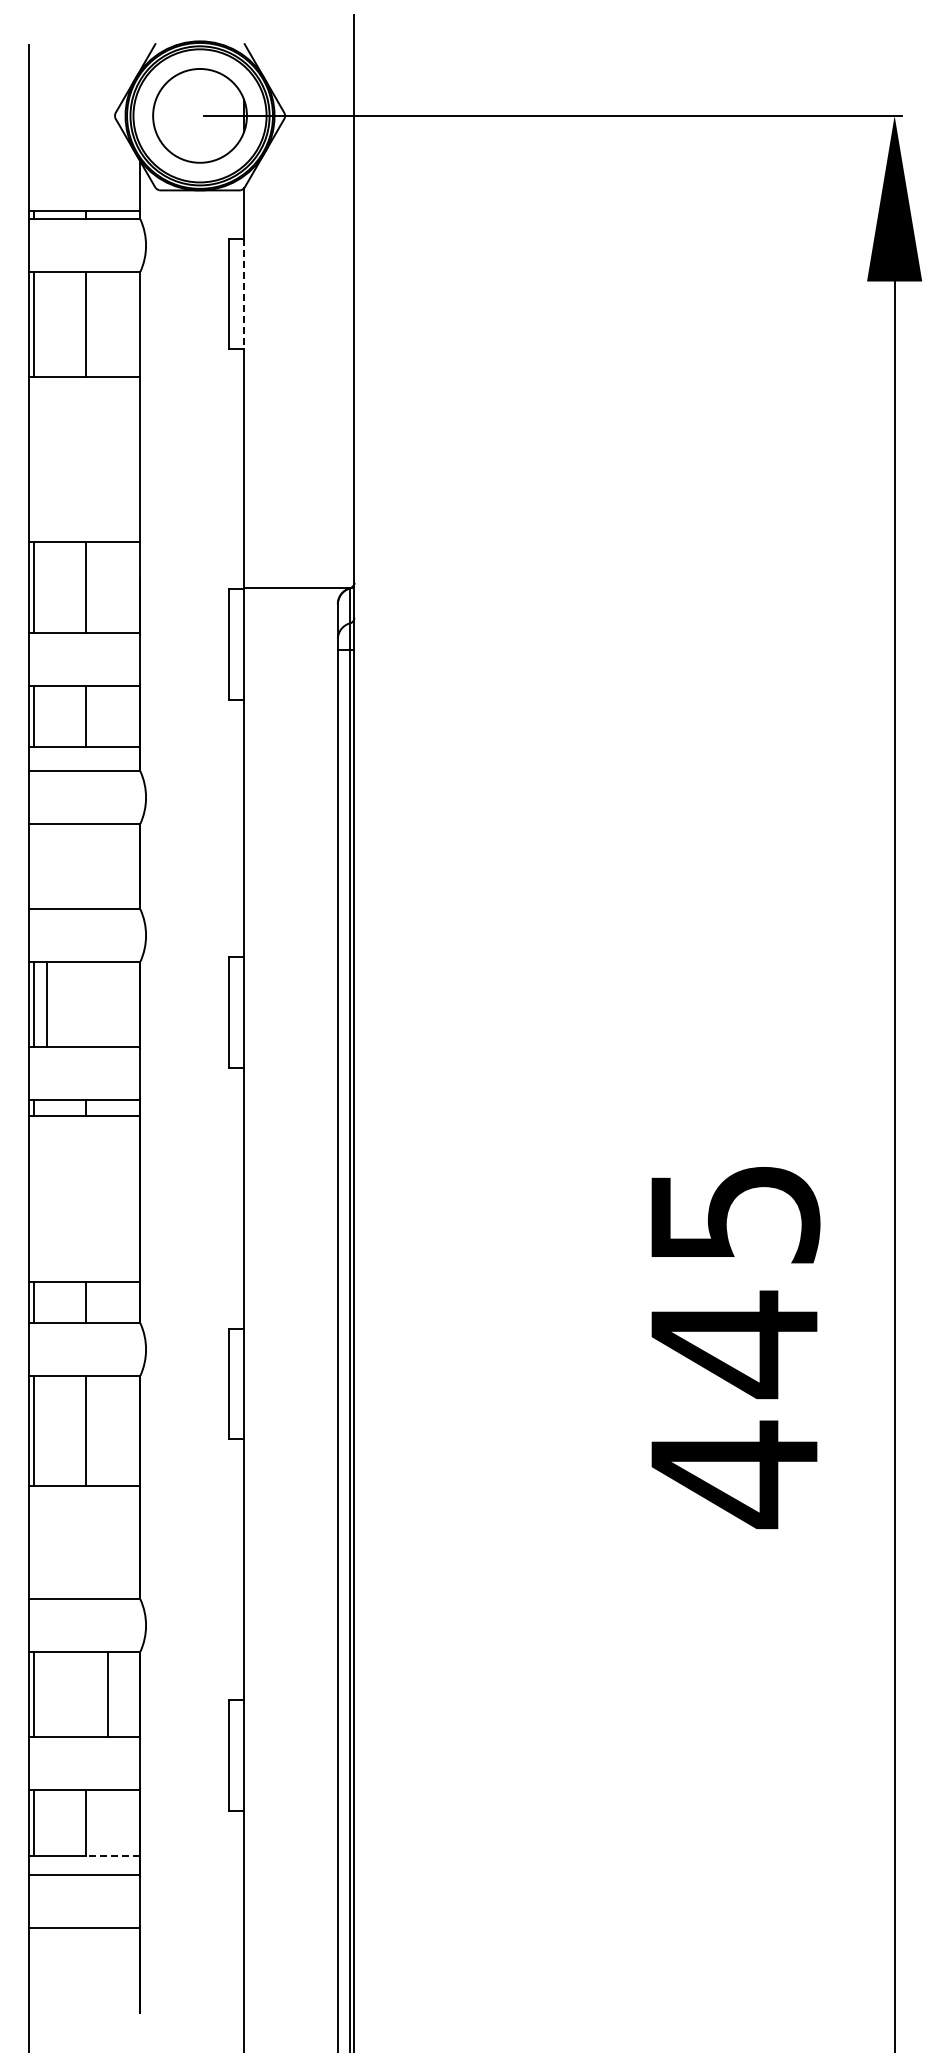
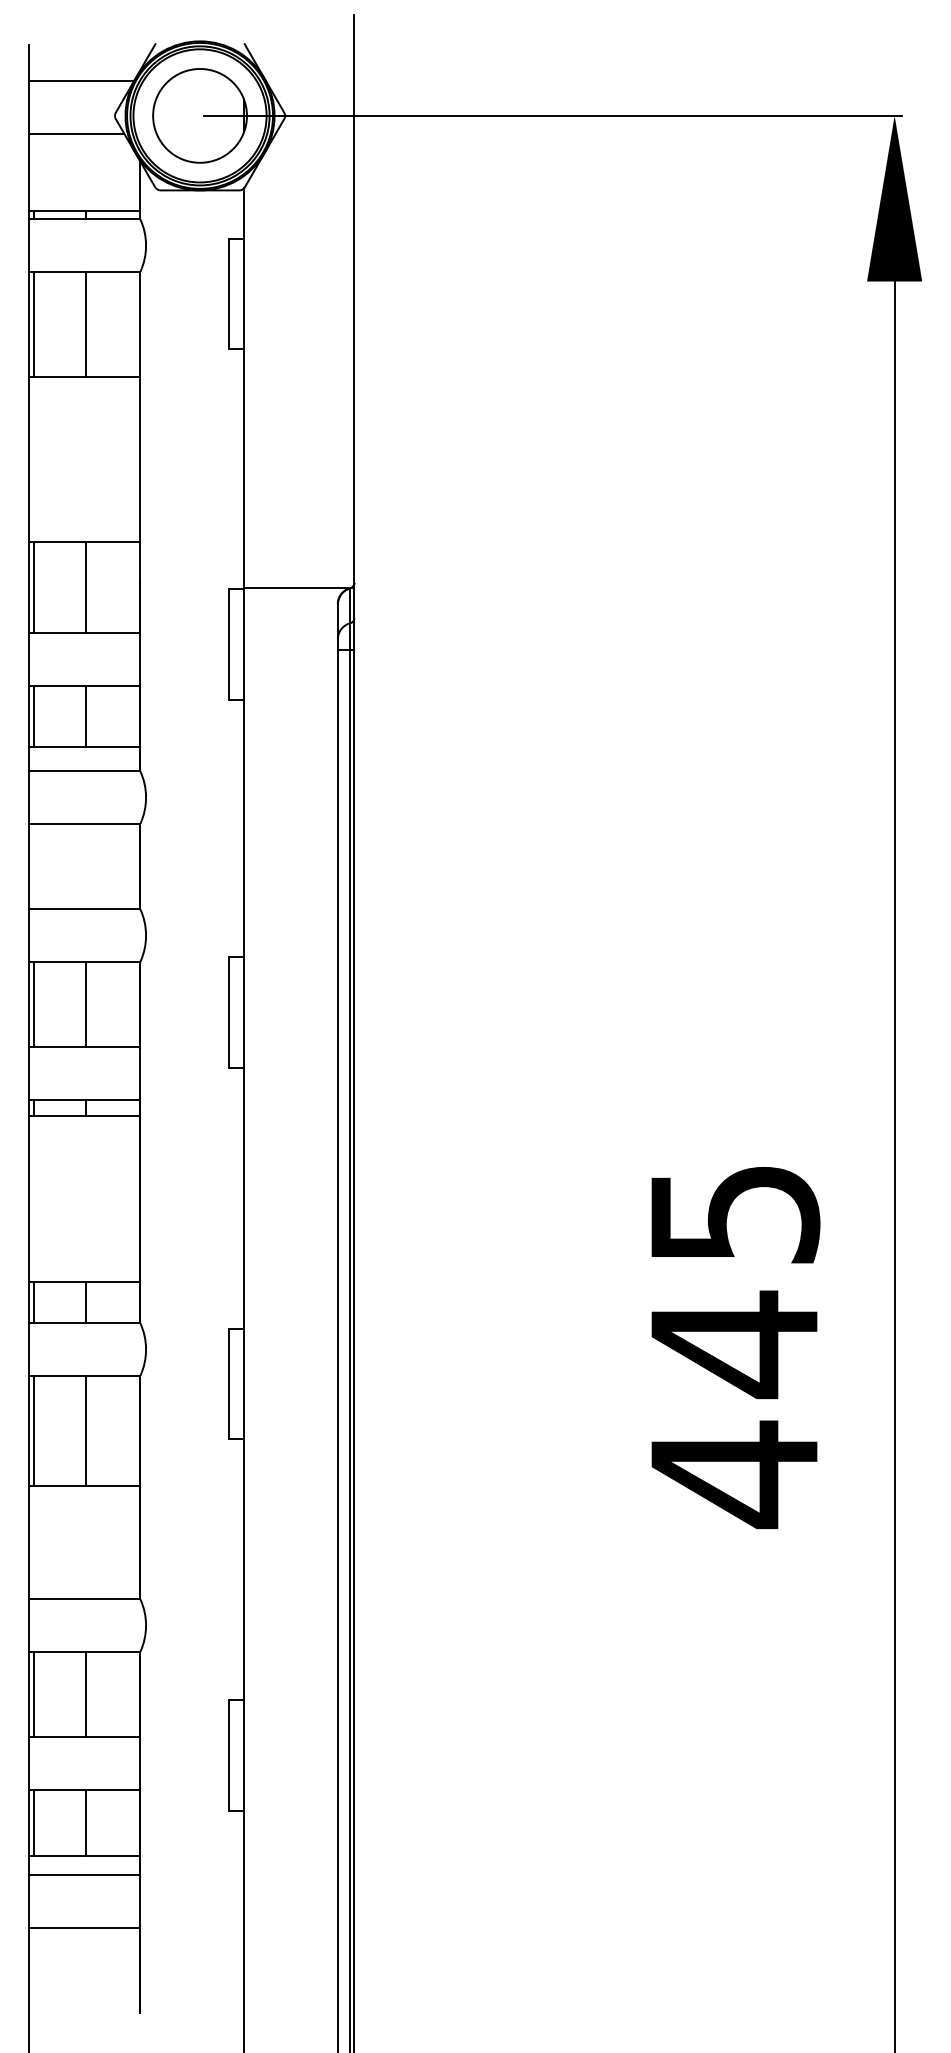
line: none -> present (80, 81)
line: none -> present (76, 133)
line: dashed -> solid (244, 294)
line position: (47, 1004) -> (86, 1004) (86, 1004)
line position: (108, 1694) -> (86, 1694) (86, 1694)
line: dashed -> solid (112, 1855)
